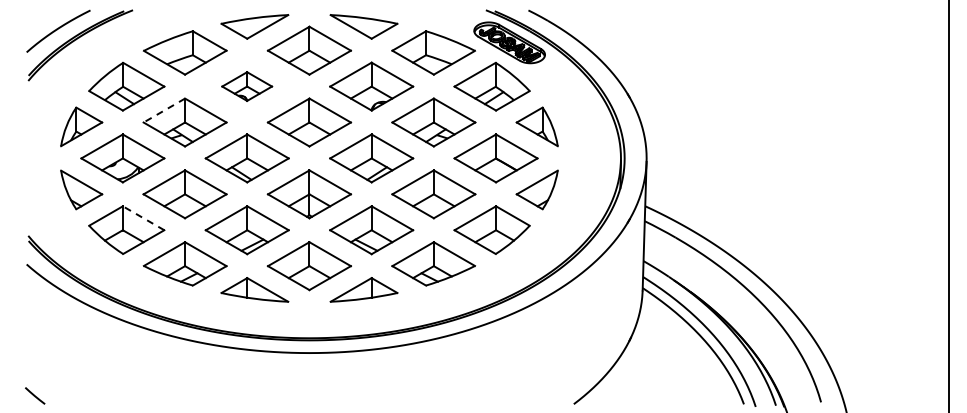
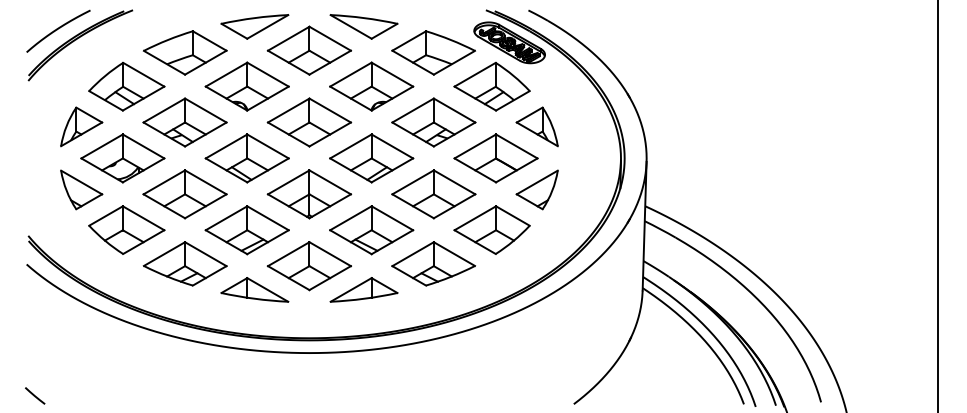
part size: 53x31 px -> 86x51 px (246, 86)
line: dashed -> solid (164, 110)
line position: (948, 205) -> (937, 205) (937, 205)
line: dashed -> solid (143, 218)
